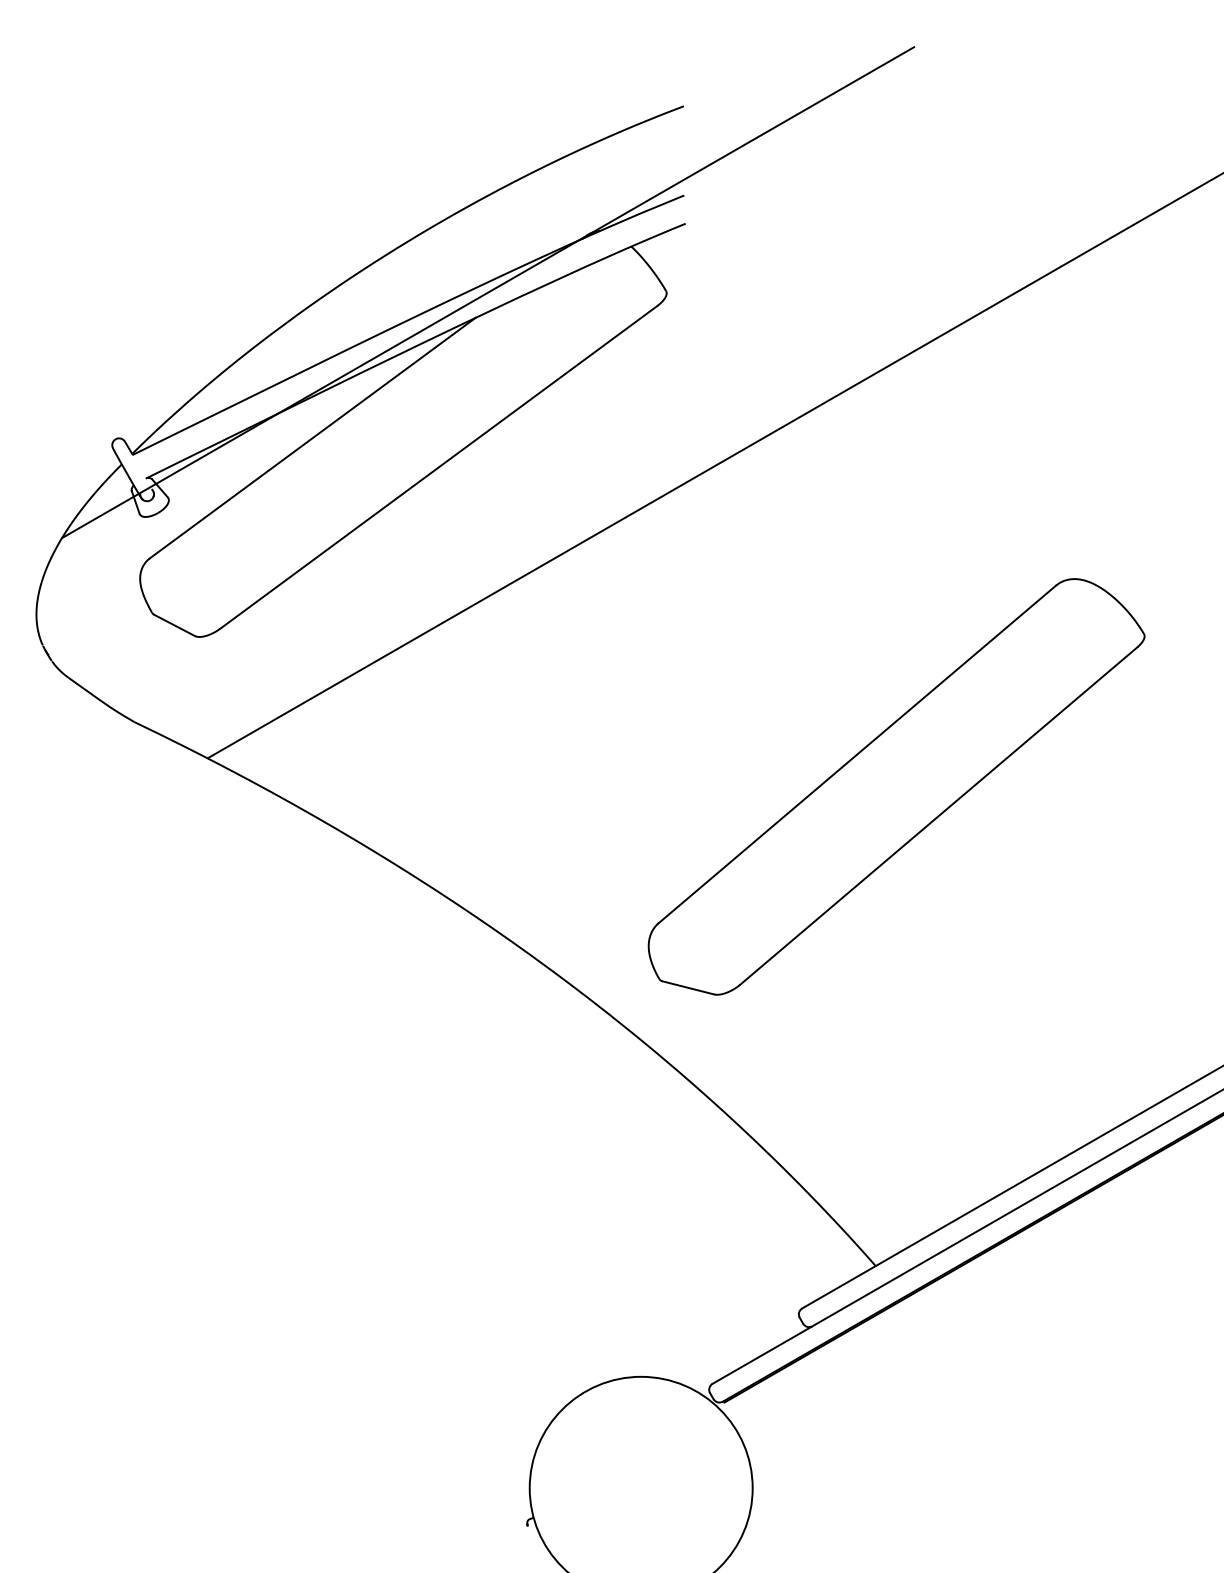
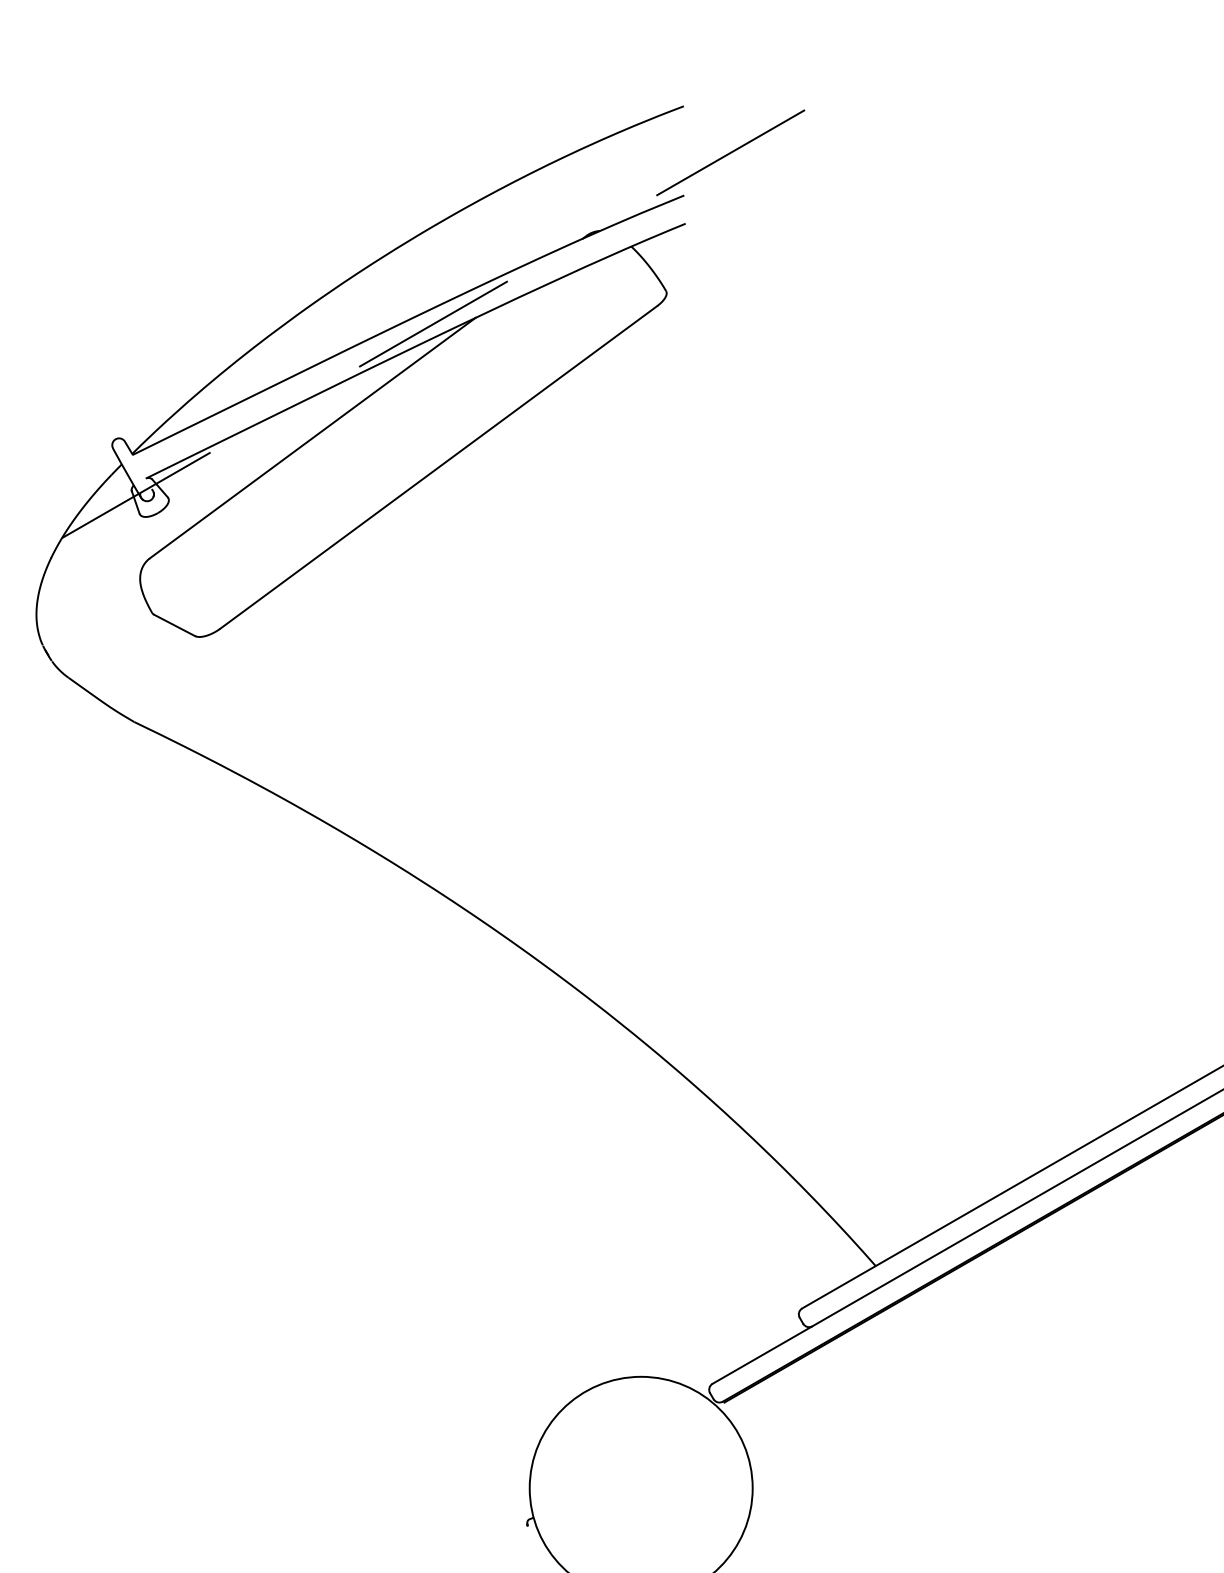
line: solid -> dashed (488, 292)
line: present -> none (714, 465)
part: present -> none (896, 786)
